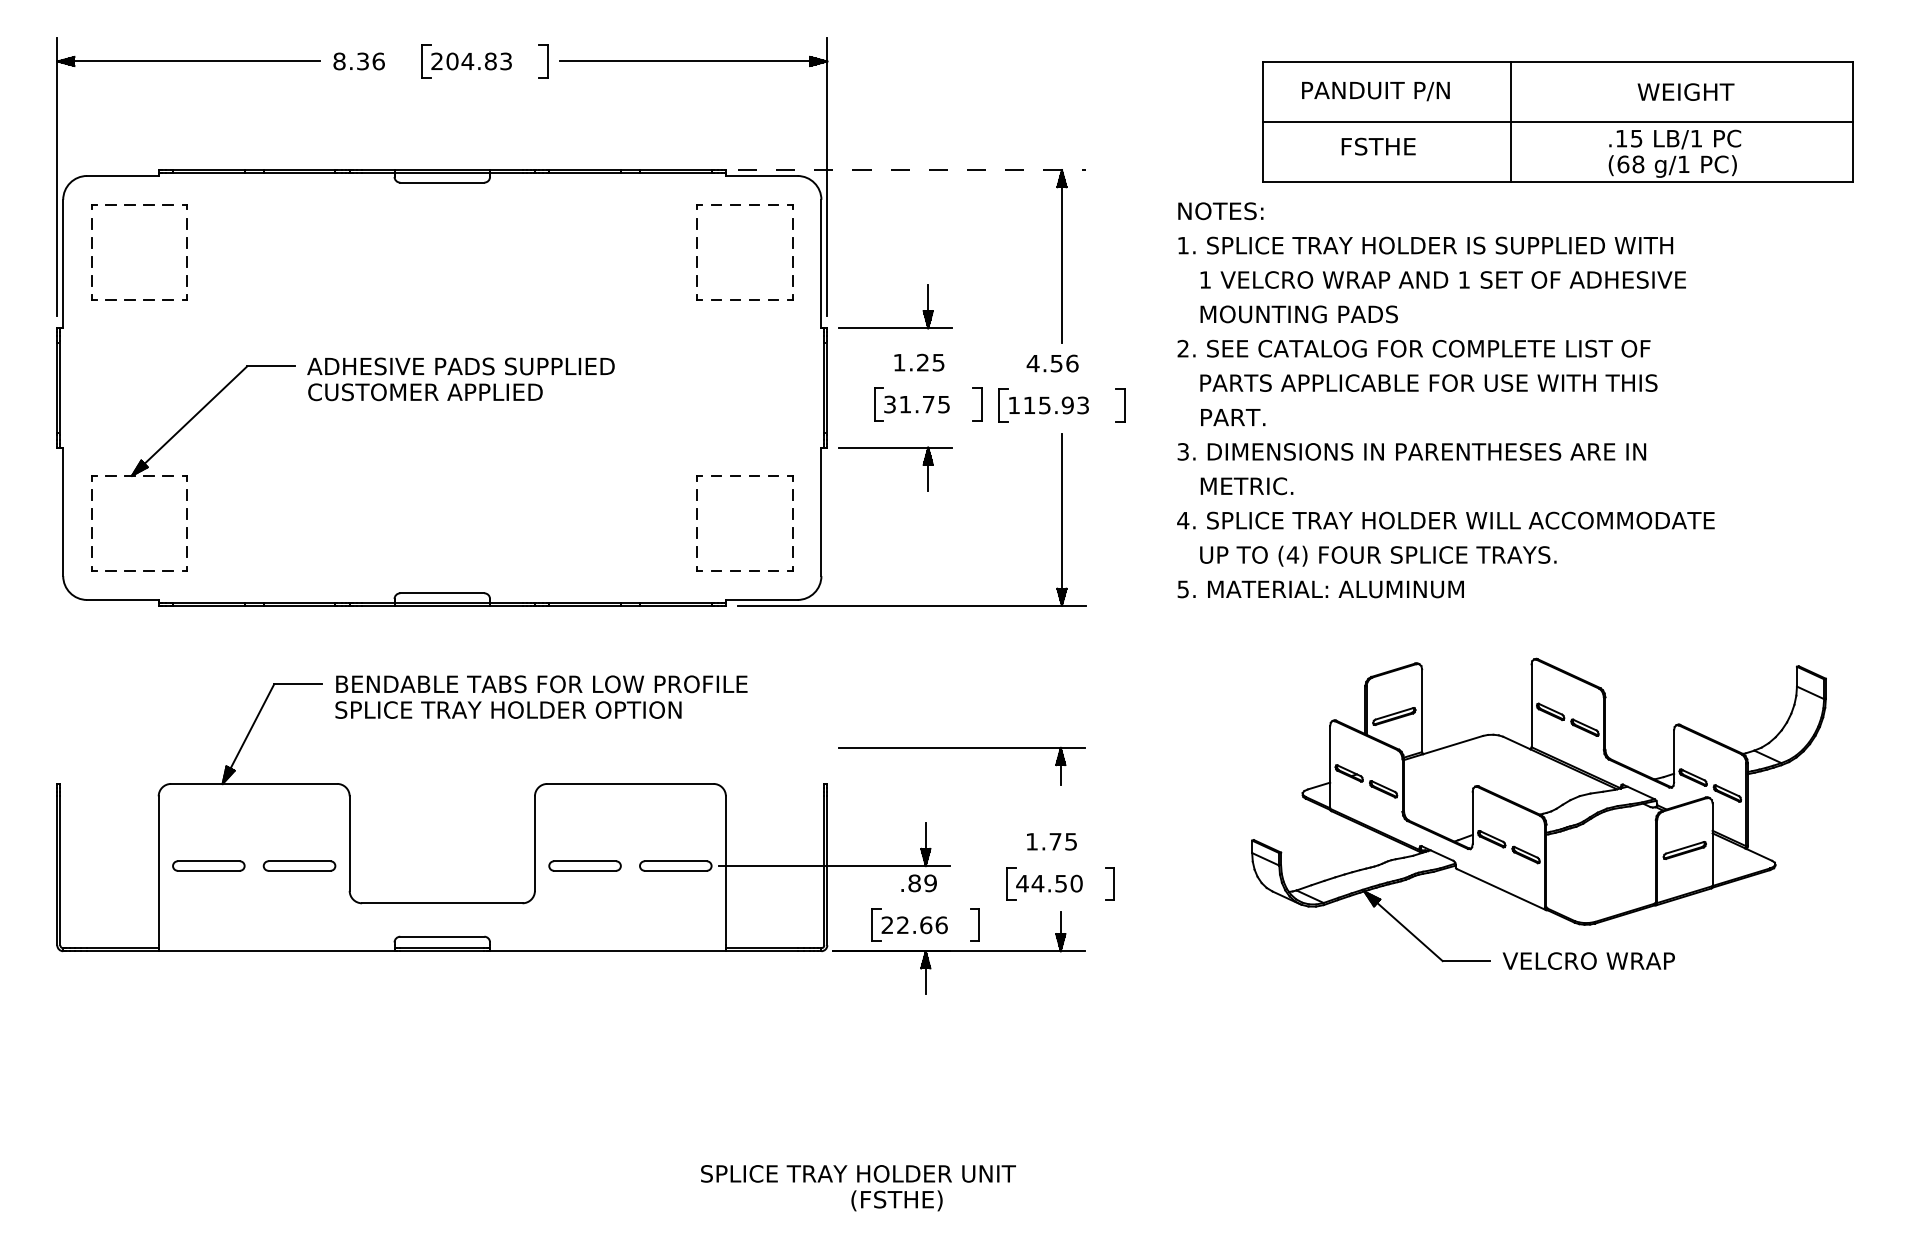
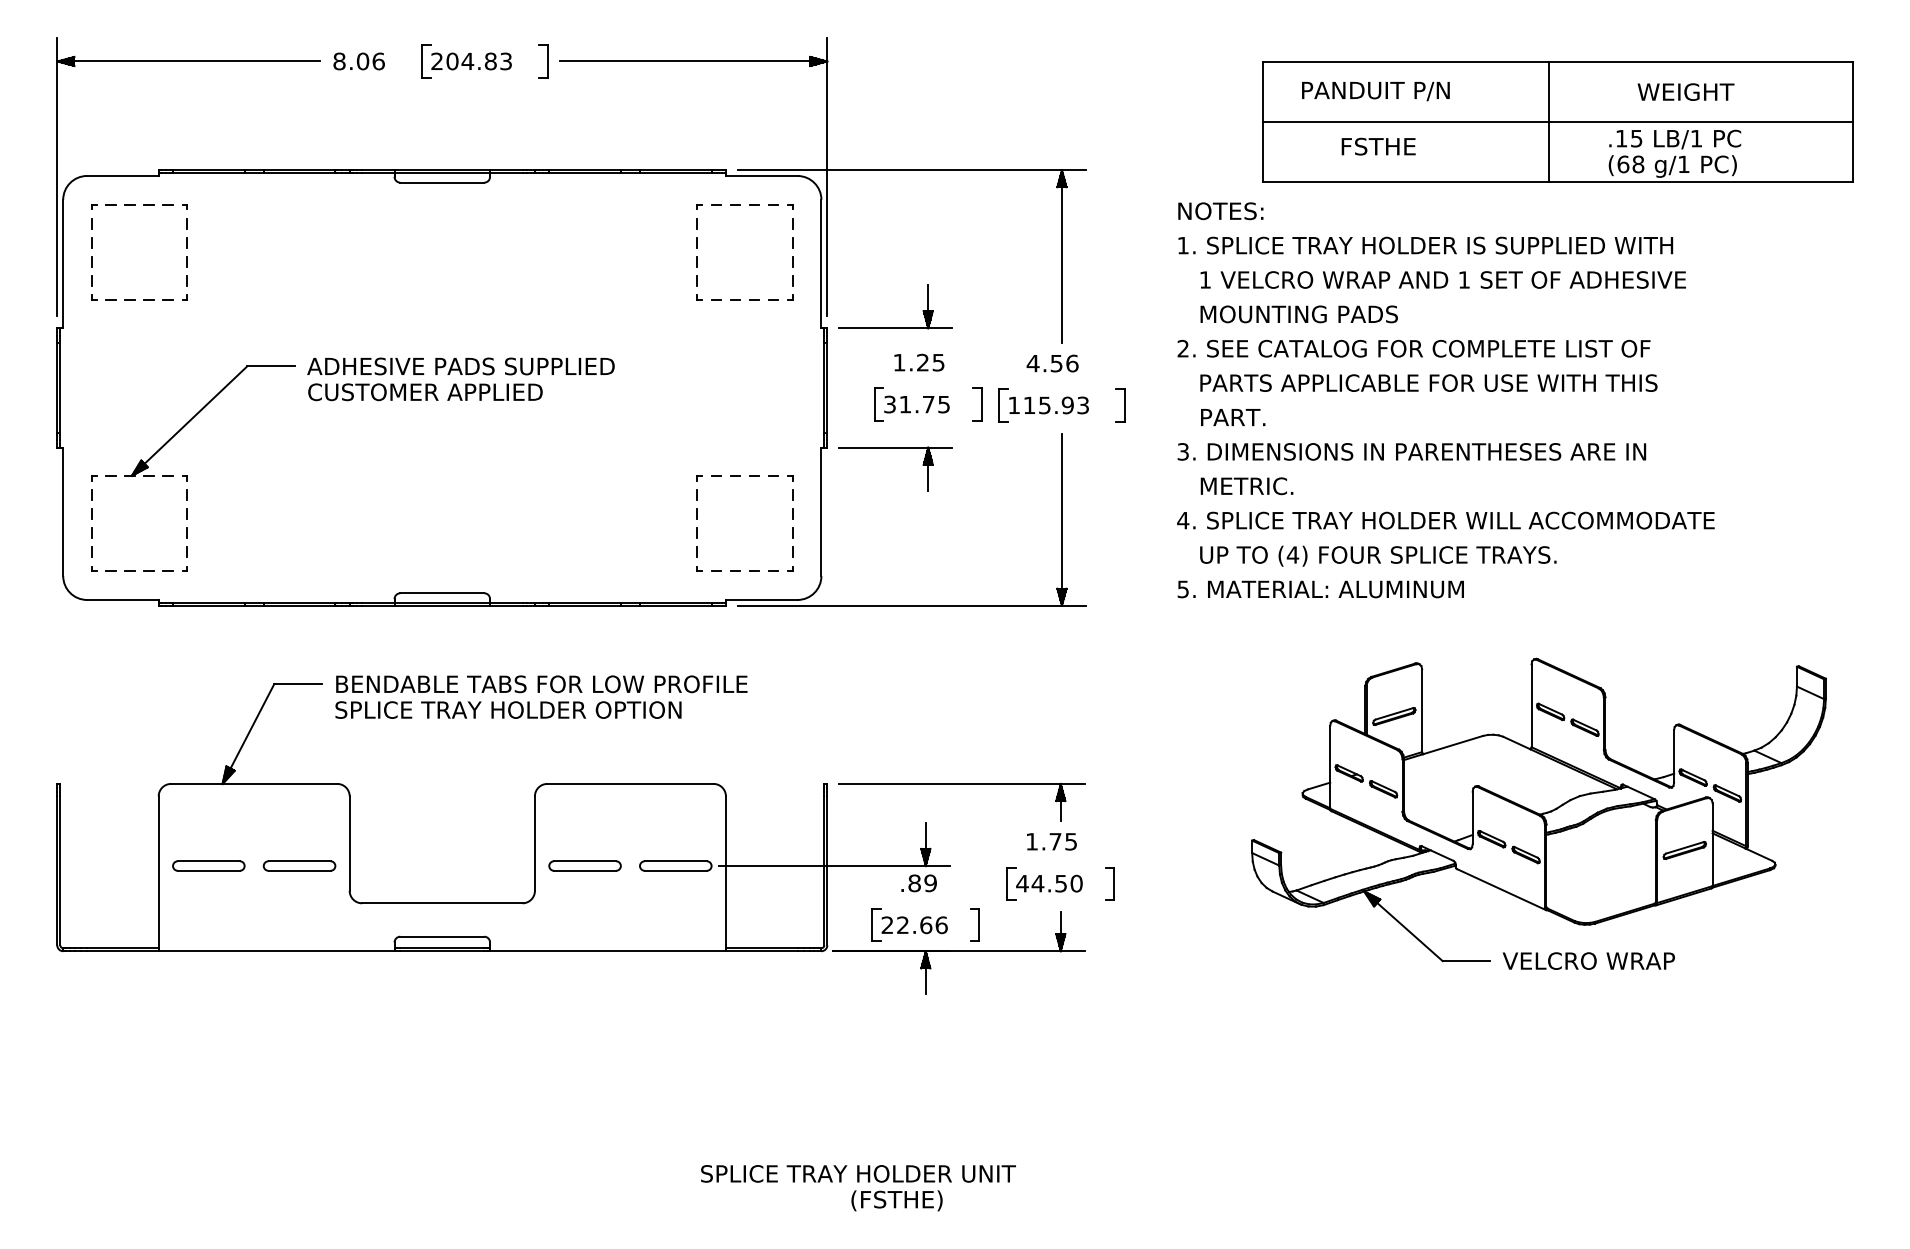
text: 8.36 -> 8.06 (362, 61)
line position: (1511, 121) -> (1549, 121) (1549, 121)
line: dashed -> solid (911, 170)
part position: (961, 748) -> (961, 784) (961, 784)
